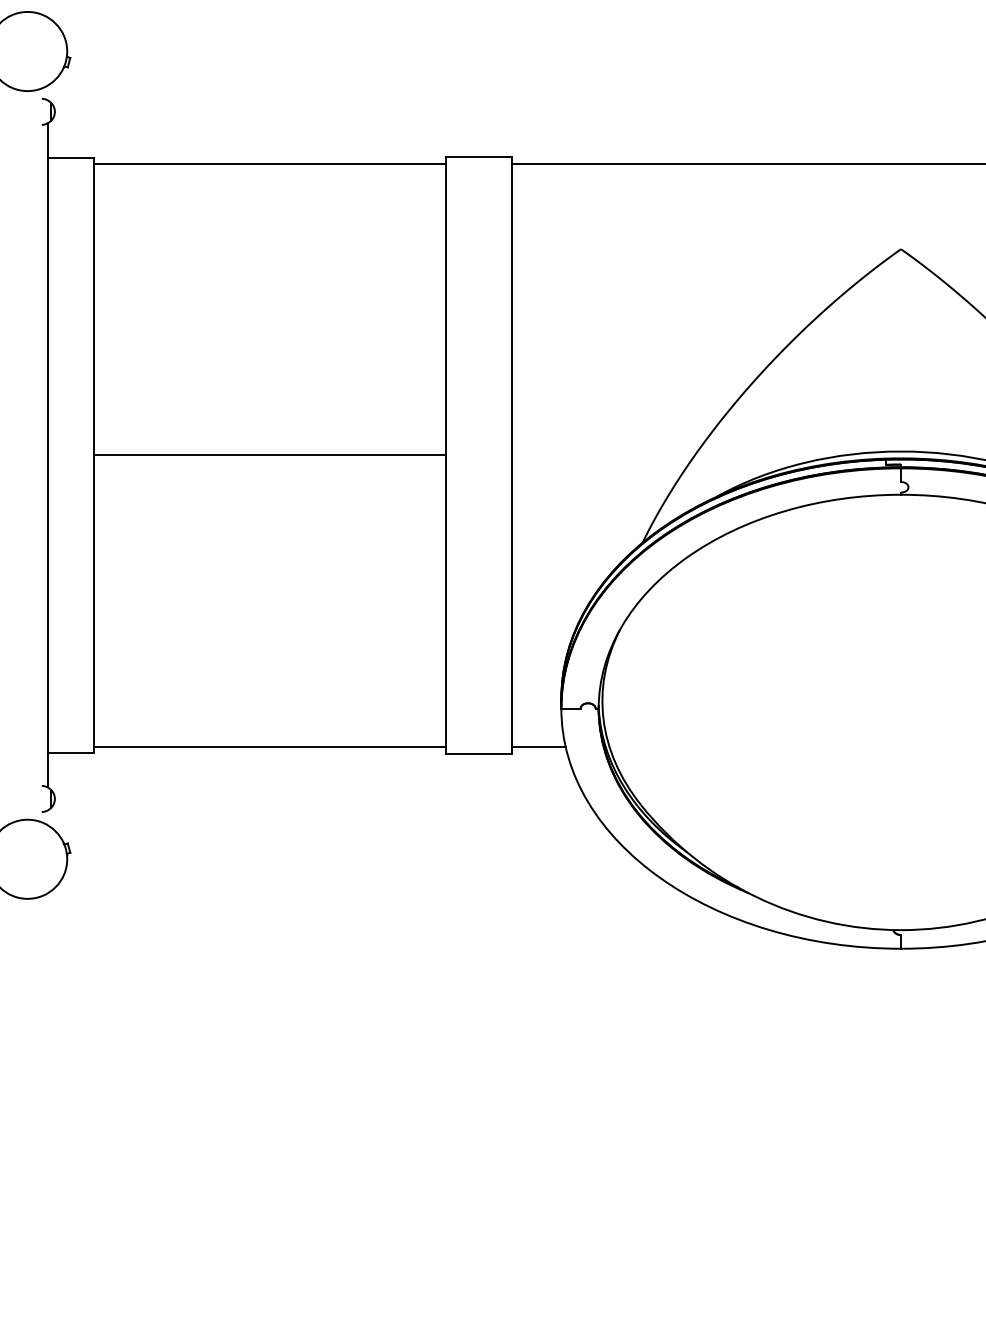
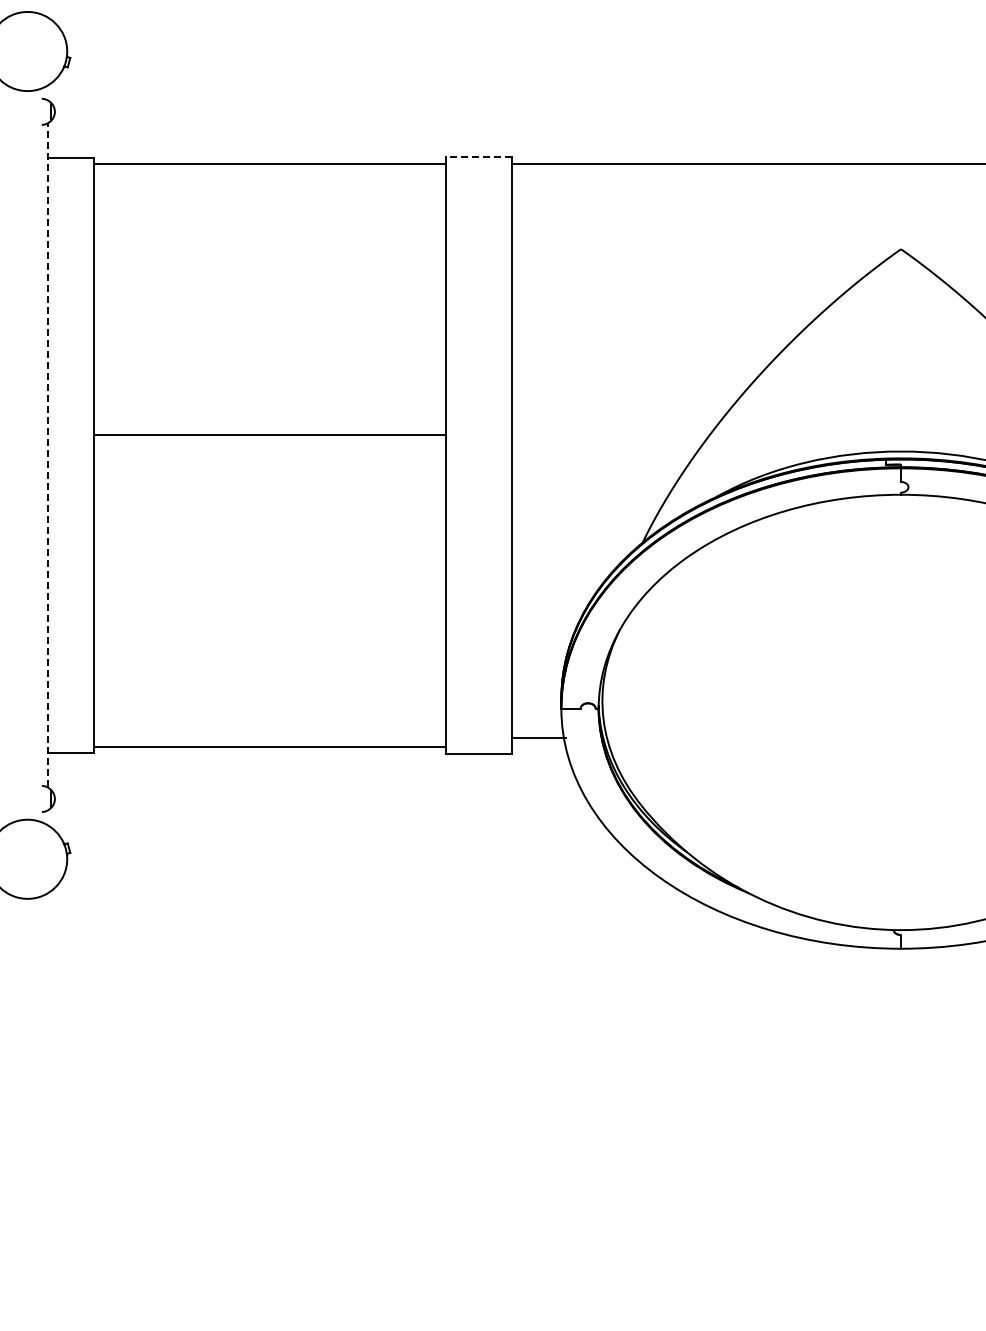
line: solid -> dashed (478, 156)
line: solid -> dashed (47, 454)
line position: (269, 455) -> (269, 435) (269, 435)
line position: (538, 747) -> (538, 738) (538, 738)
